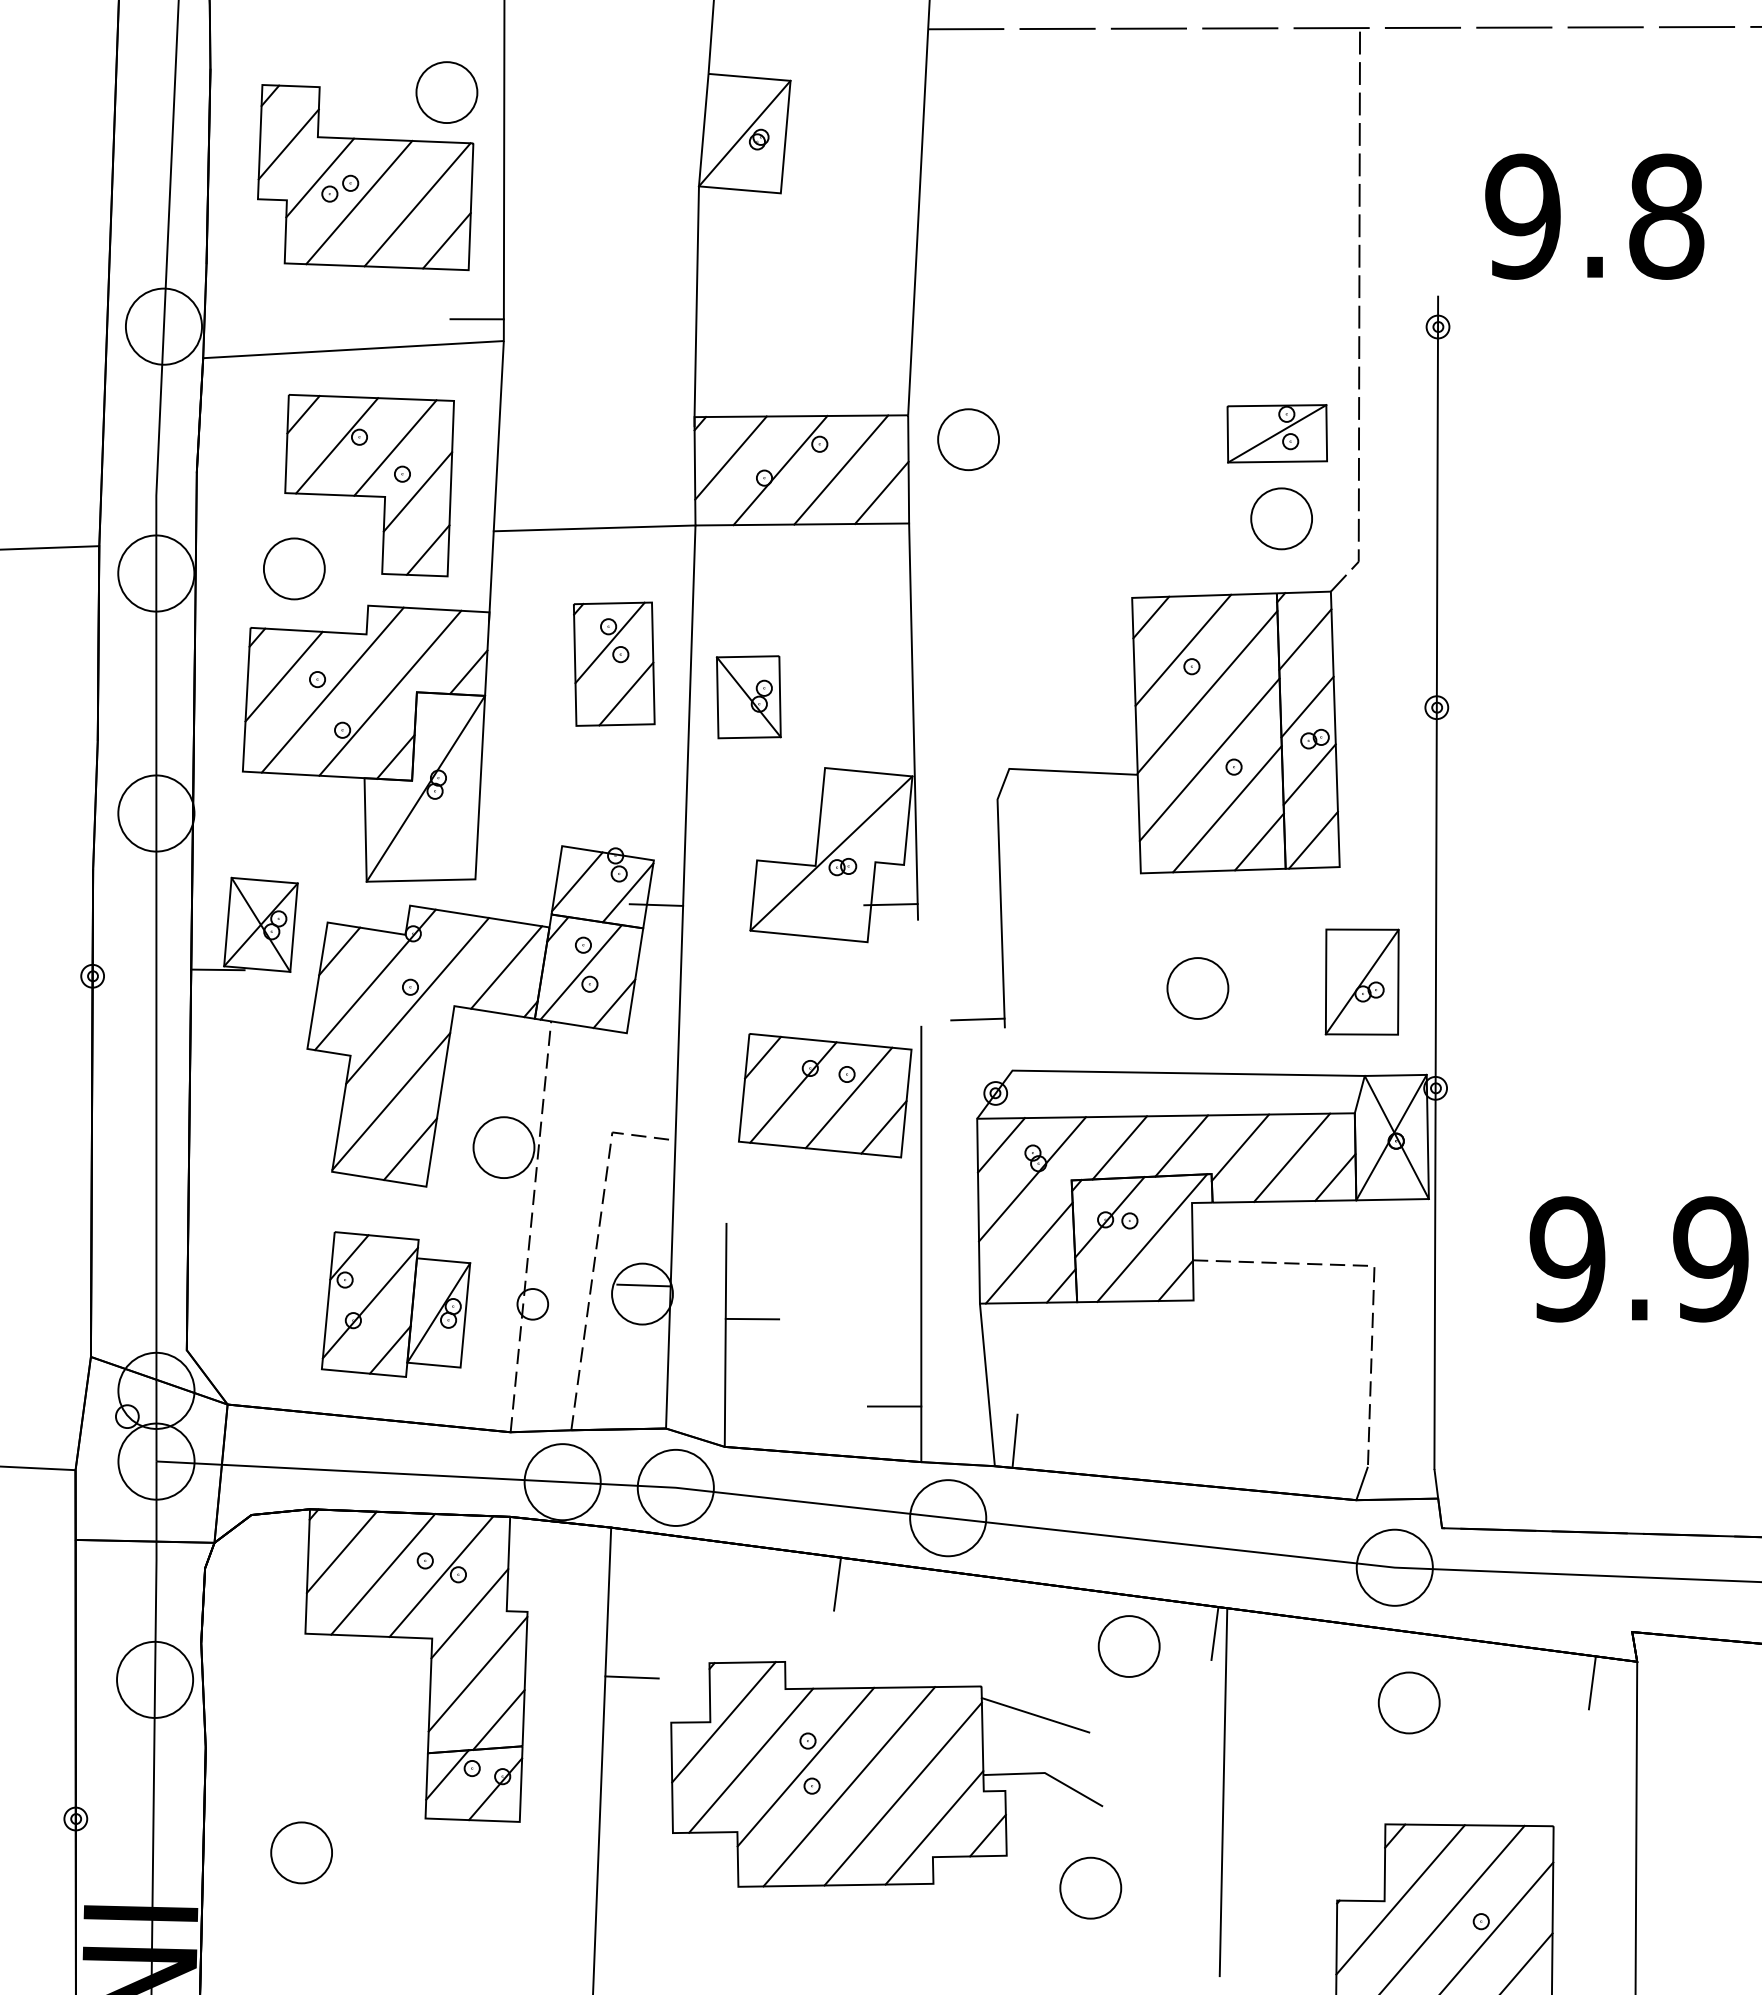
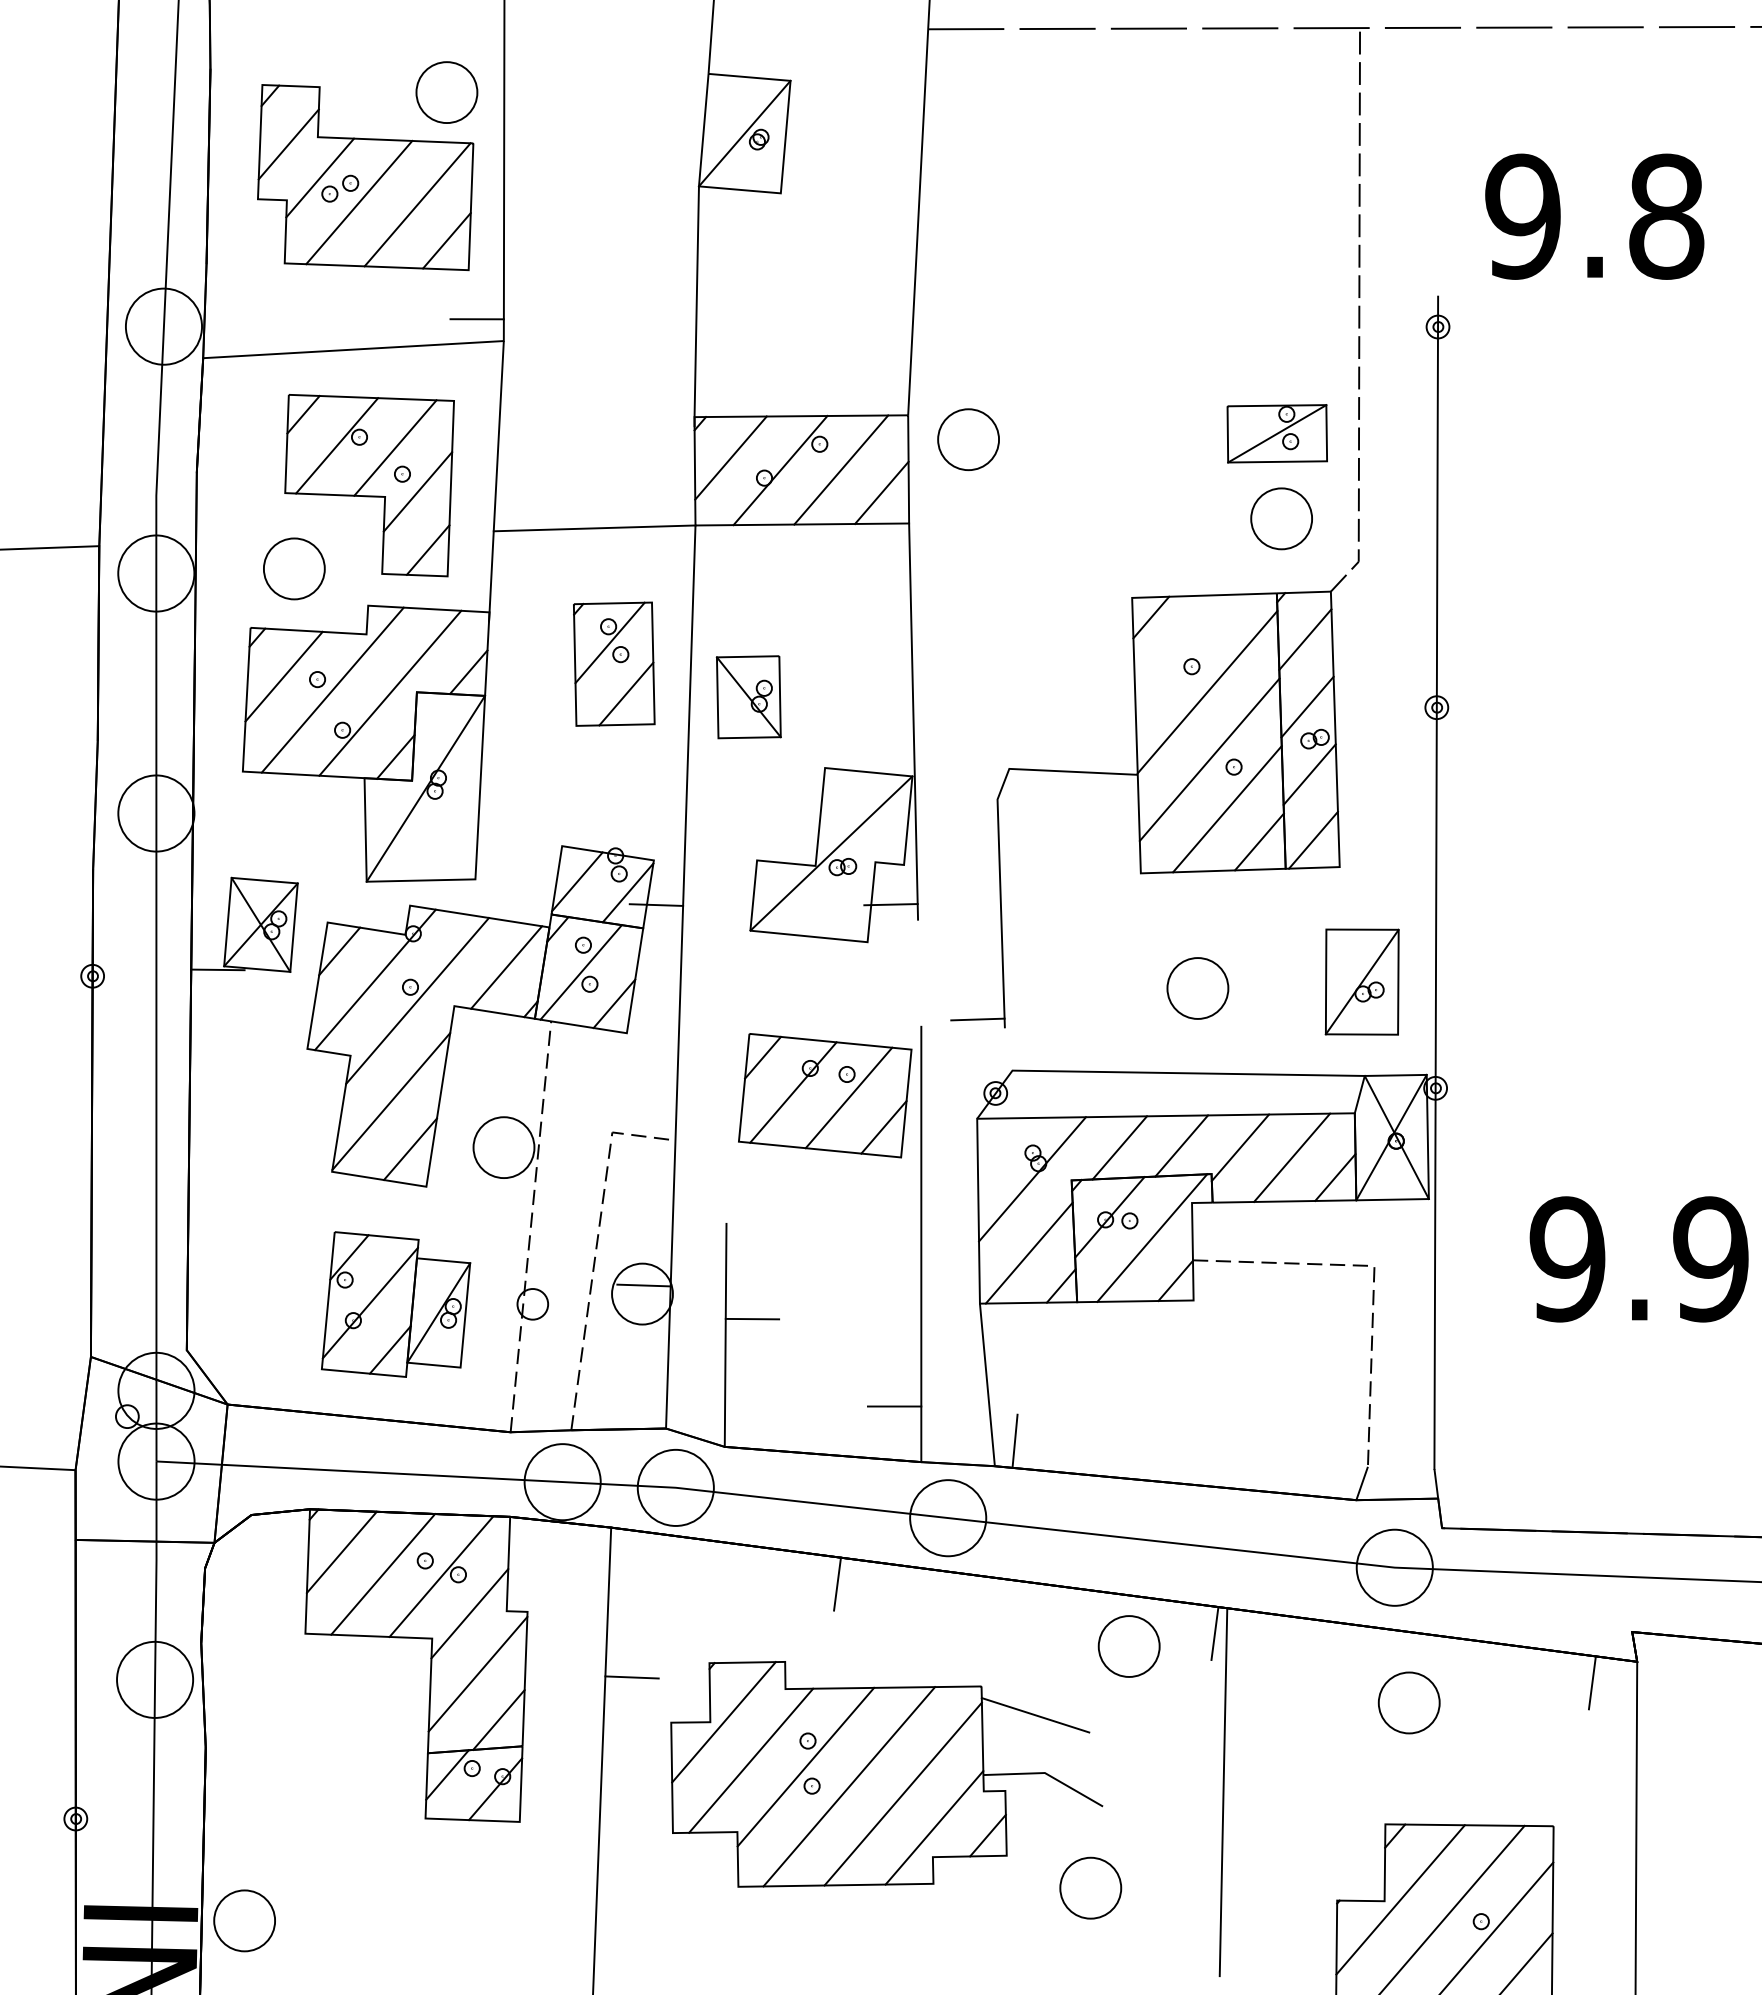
line: present -> none (1183, 649)
line: present -> none (1001, 1145)
part position: (301, 1852) -> (244, 1920) (244, 1920)
